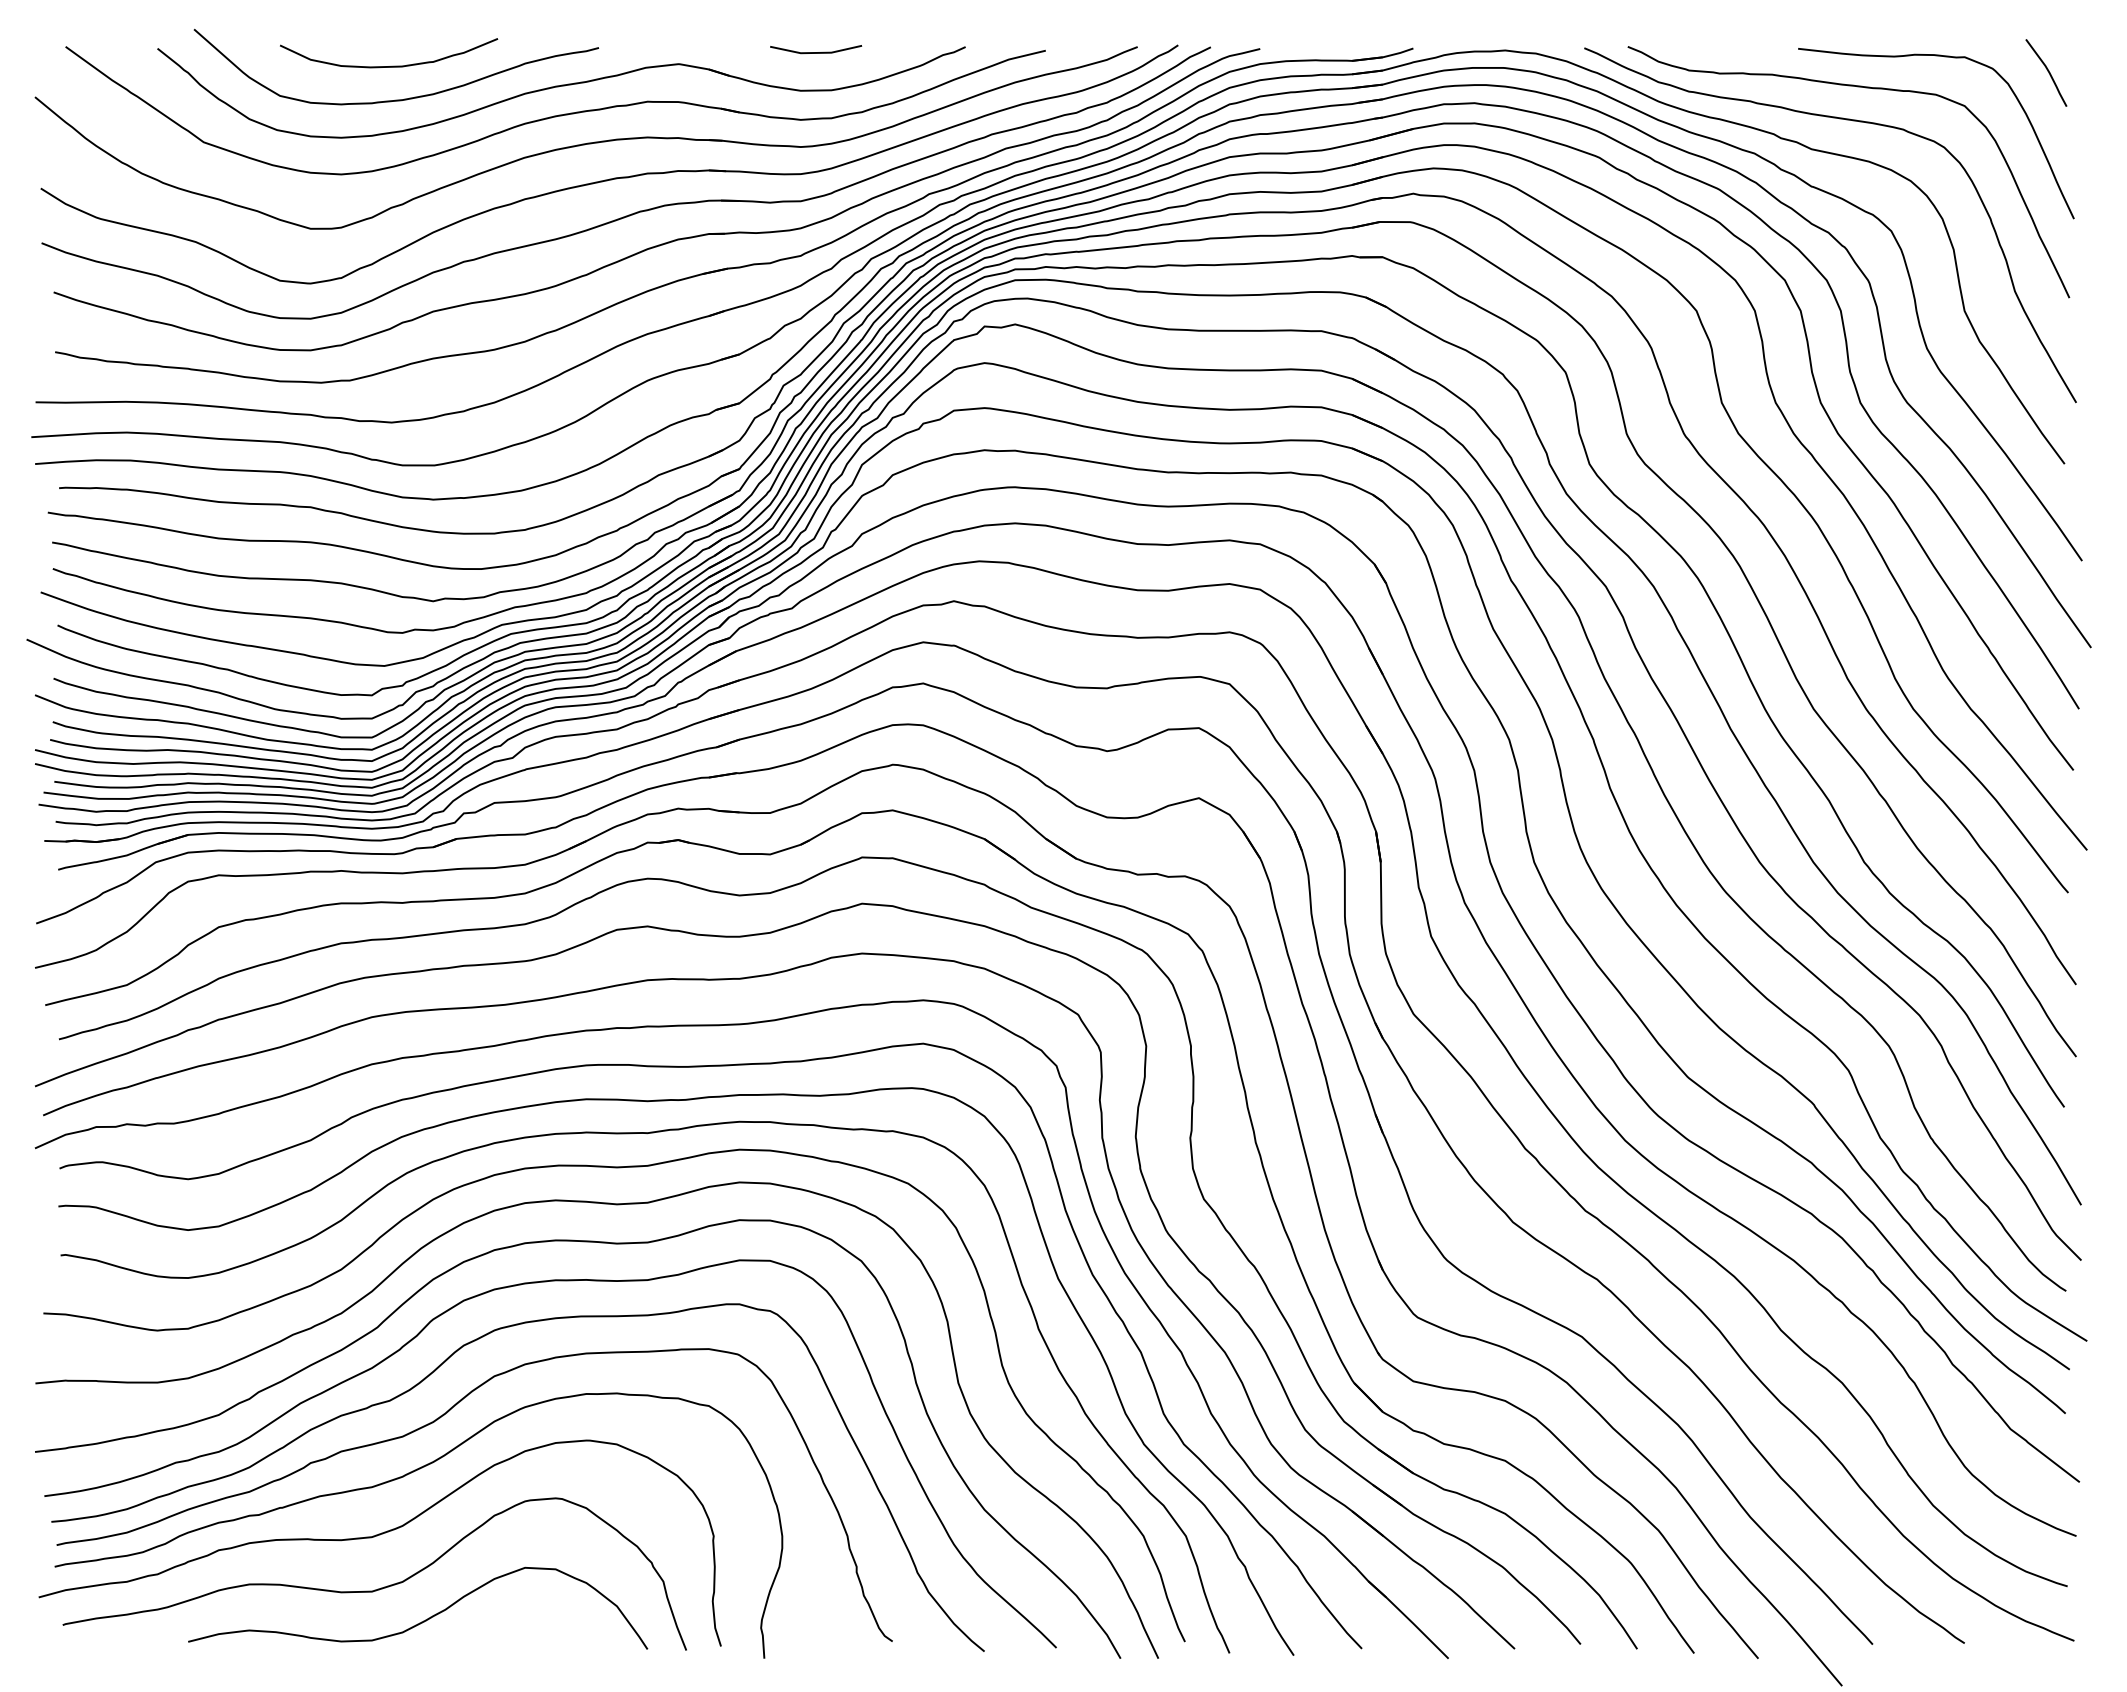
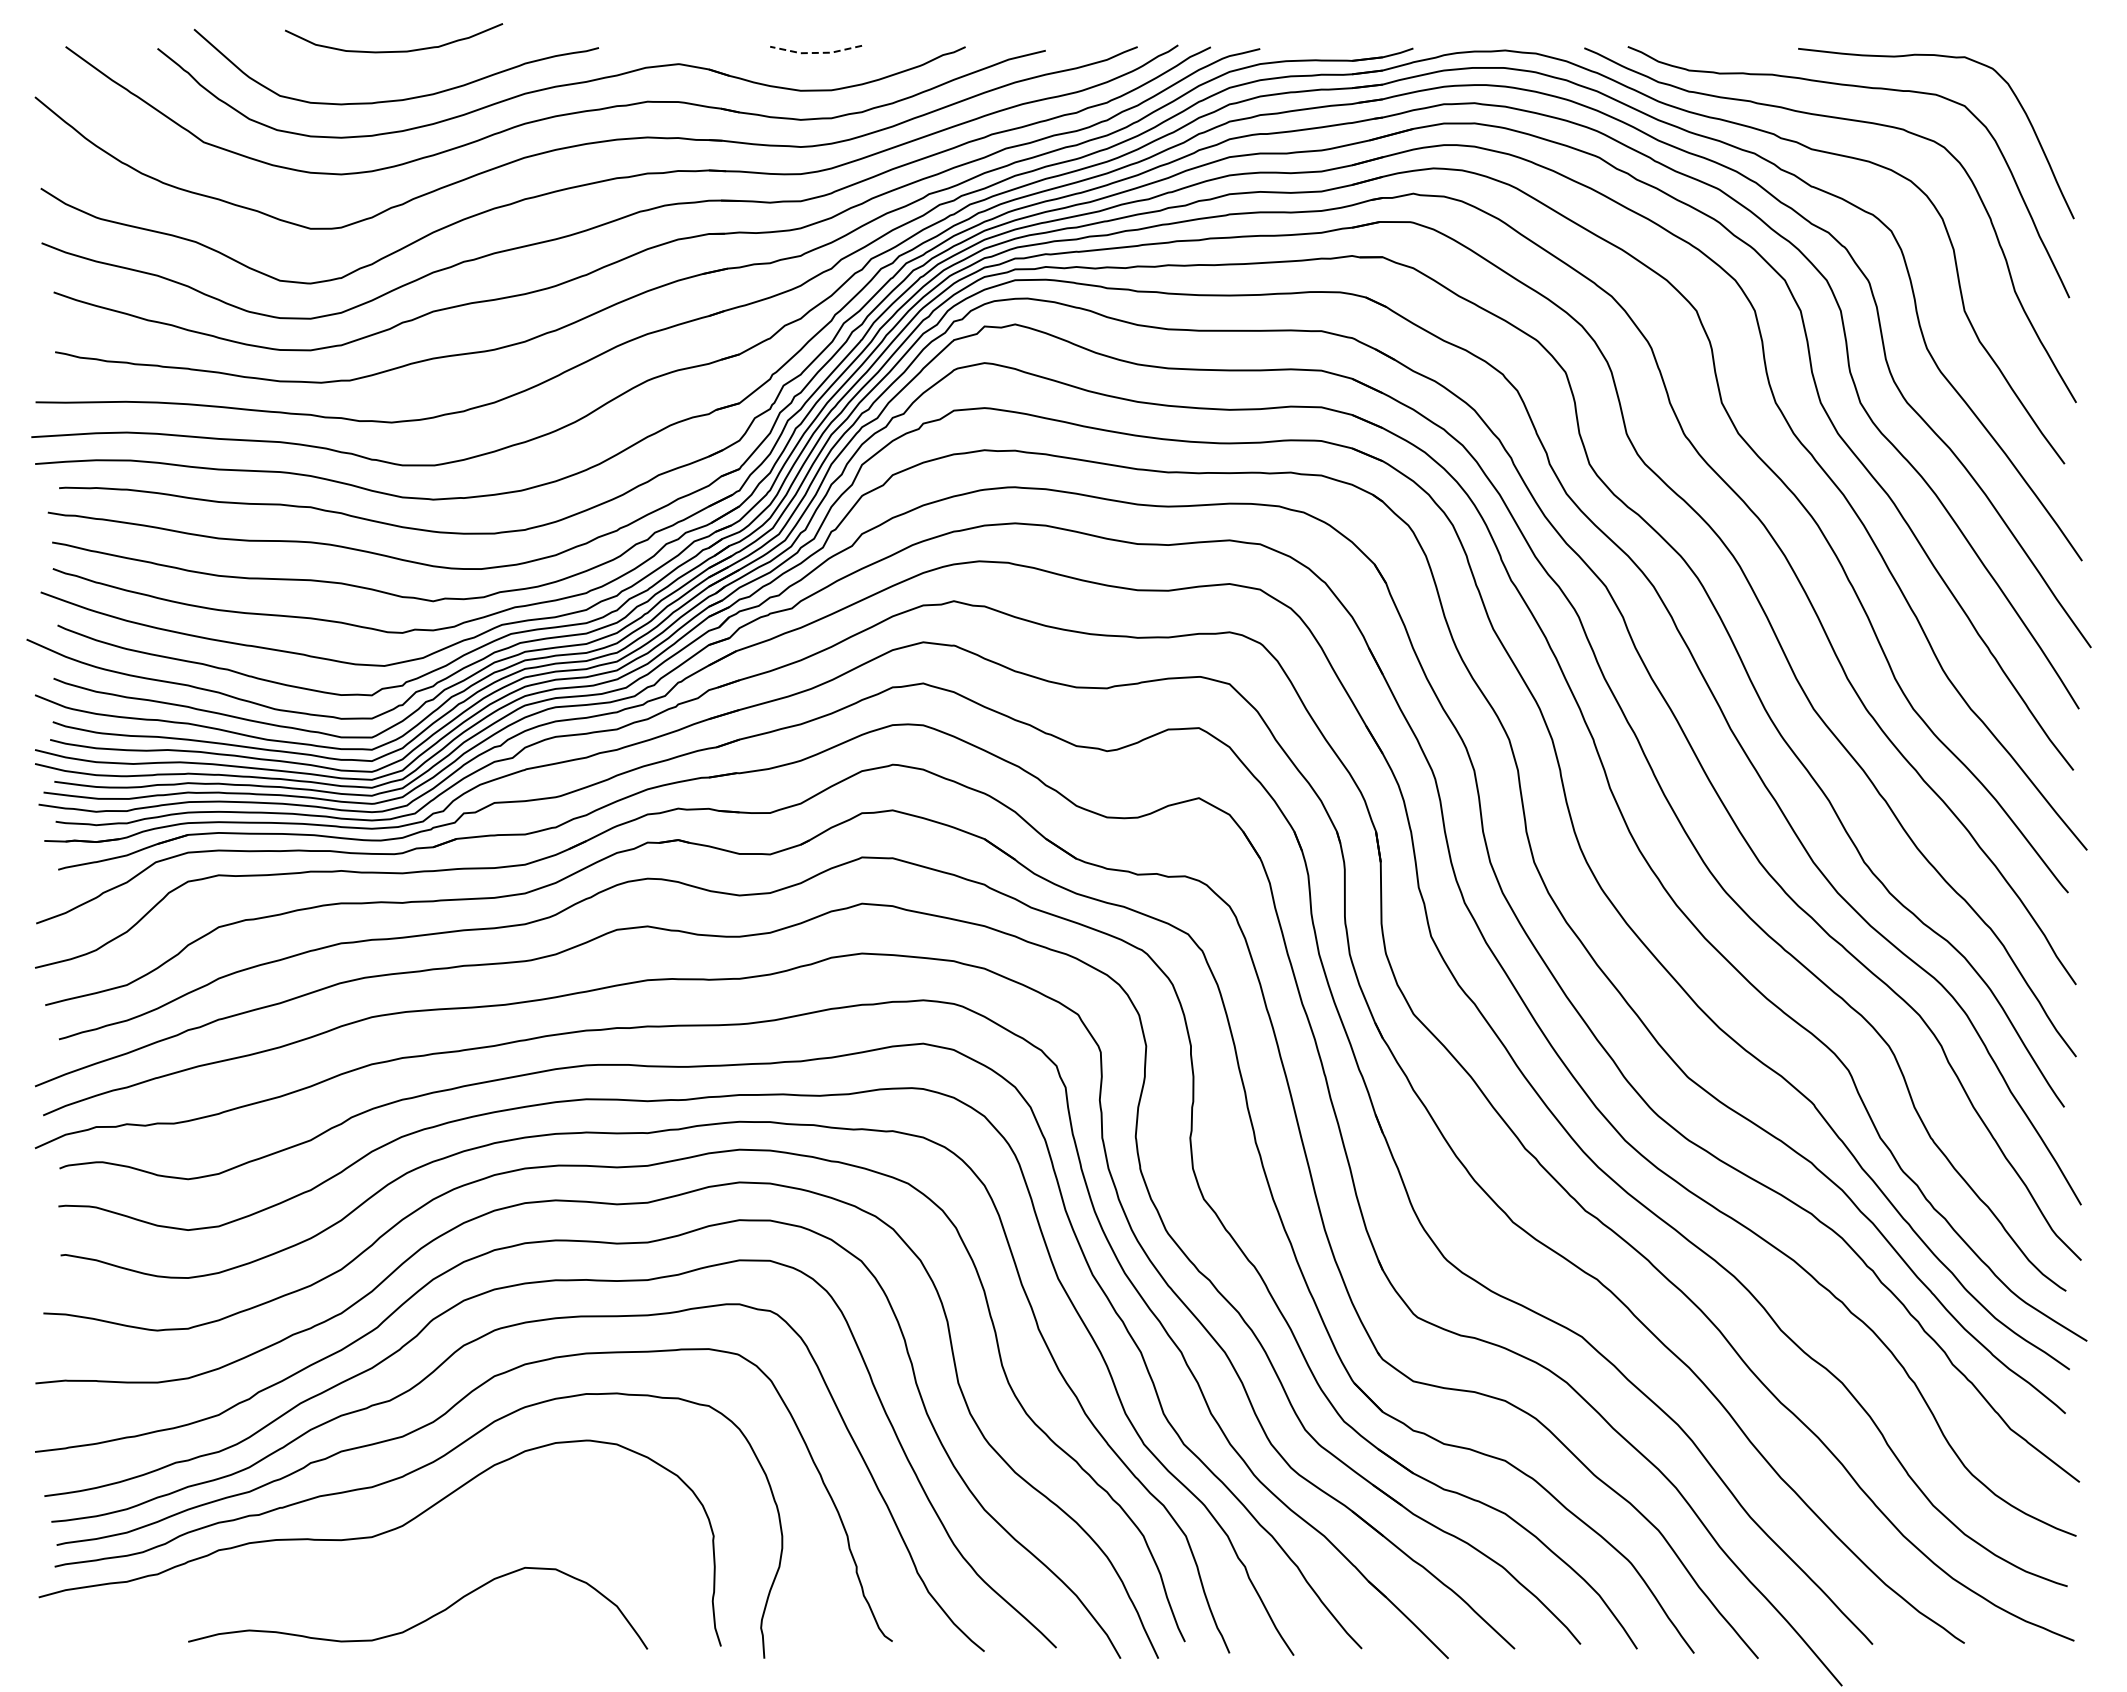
line: solid -> dashed (815, 52)
curve position: (391, 65) -> (396, 50) (396, 50)
curve: present -> none (2047, 71)
curve: present -> none (378, 1588)
